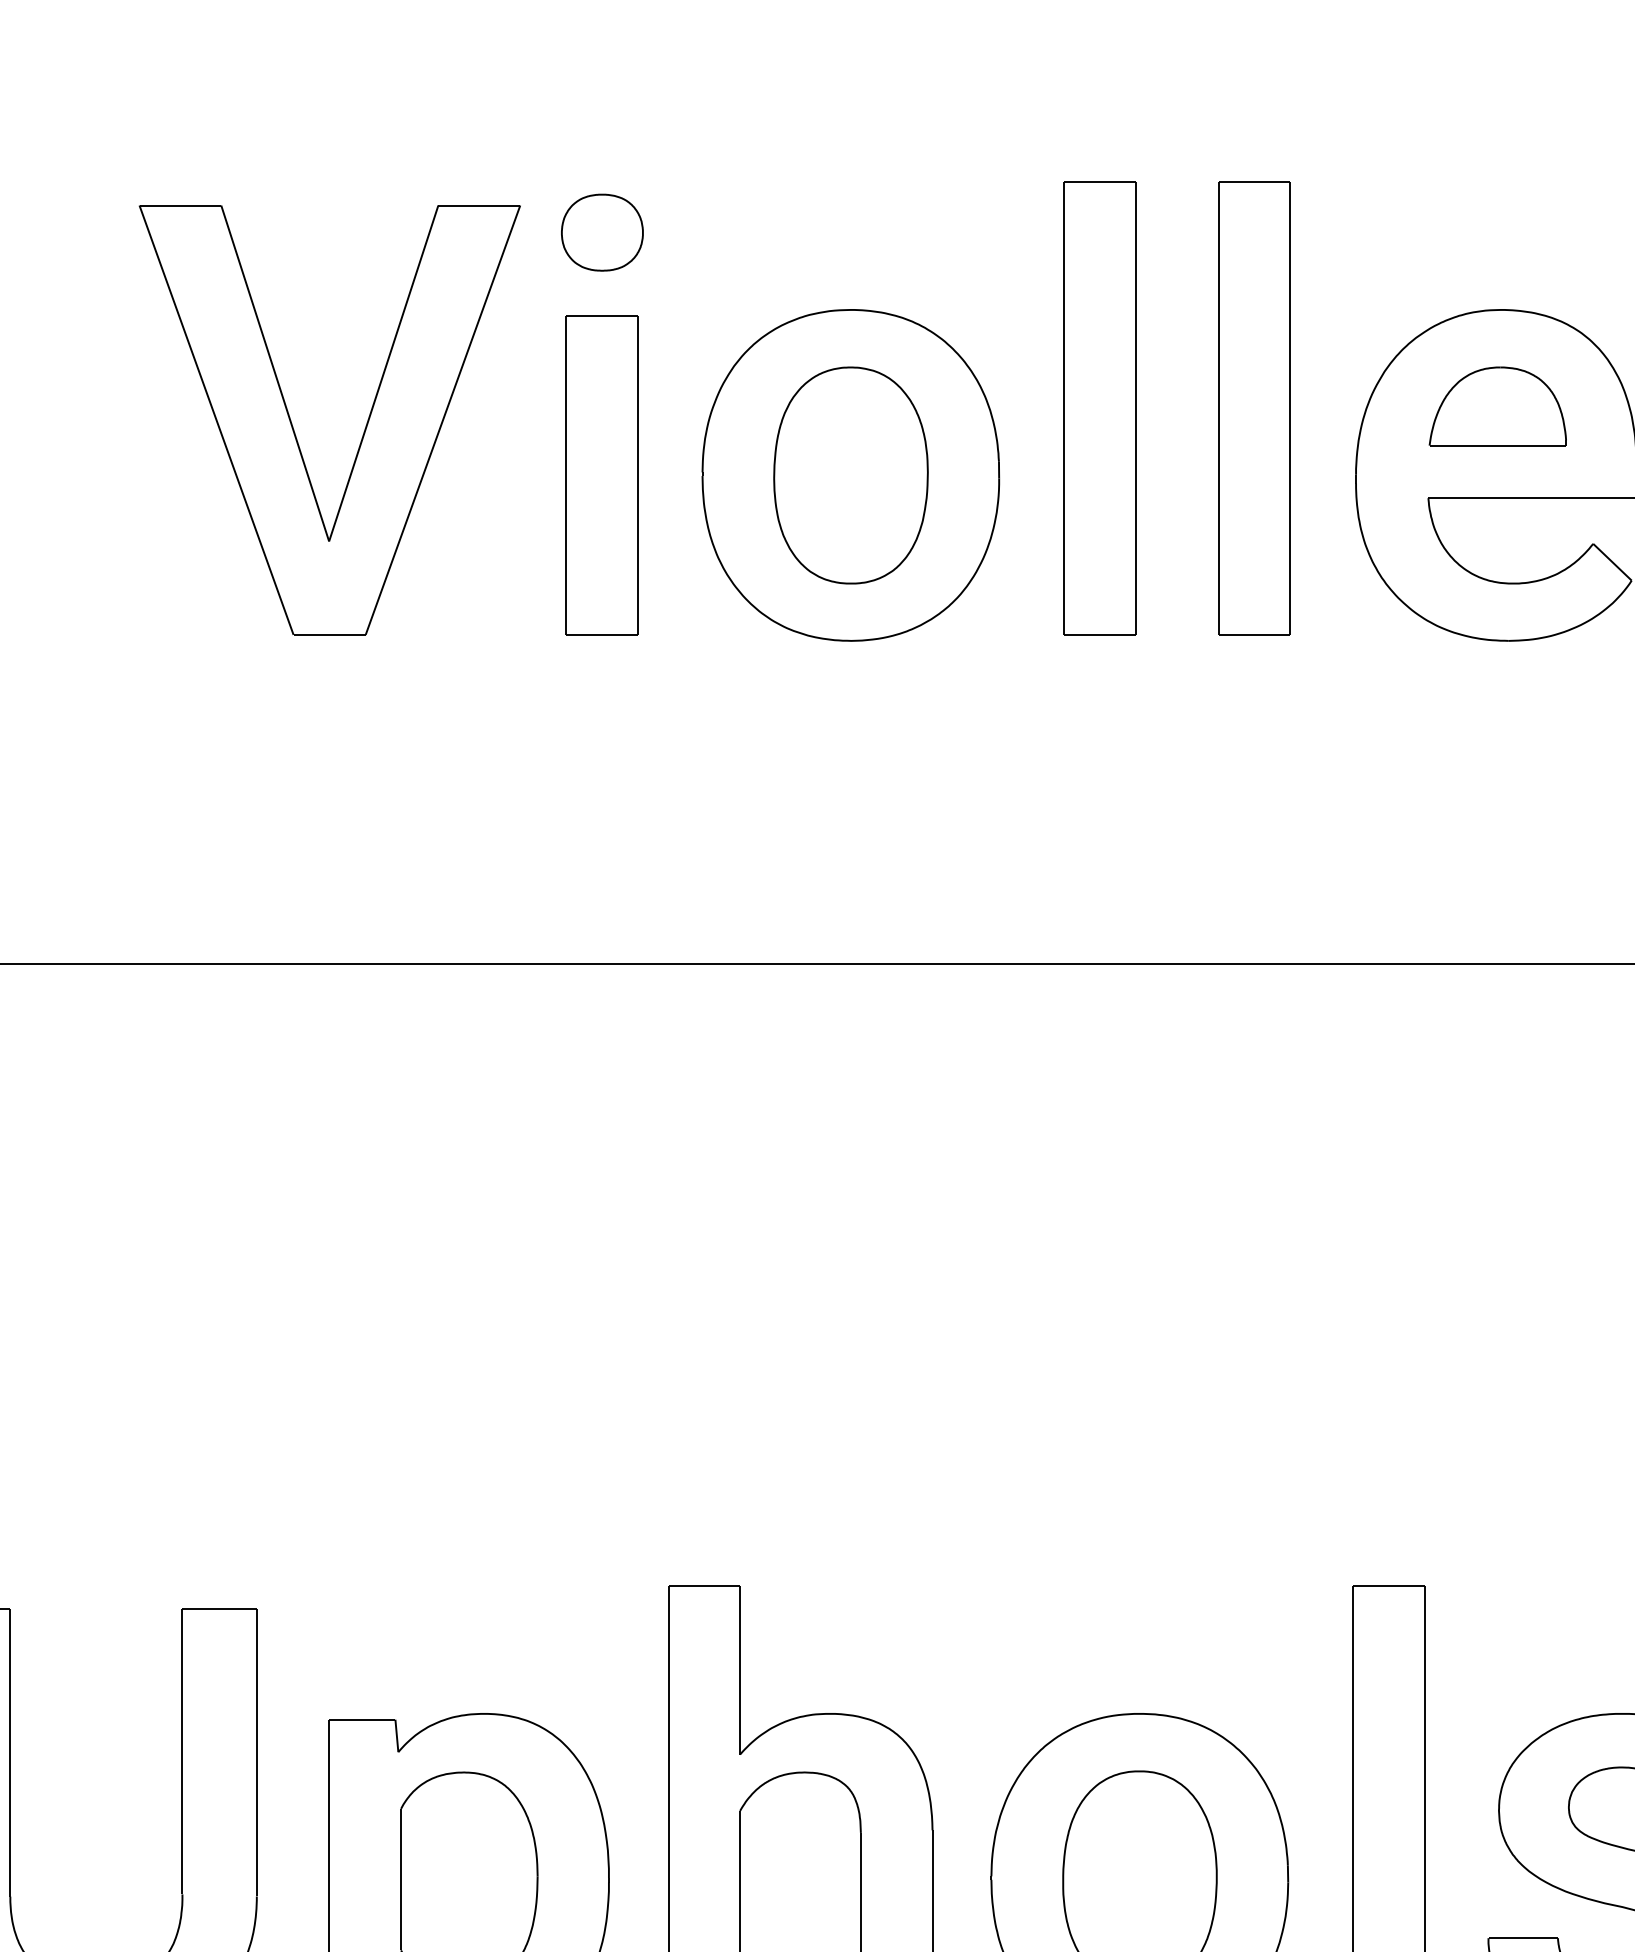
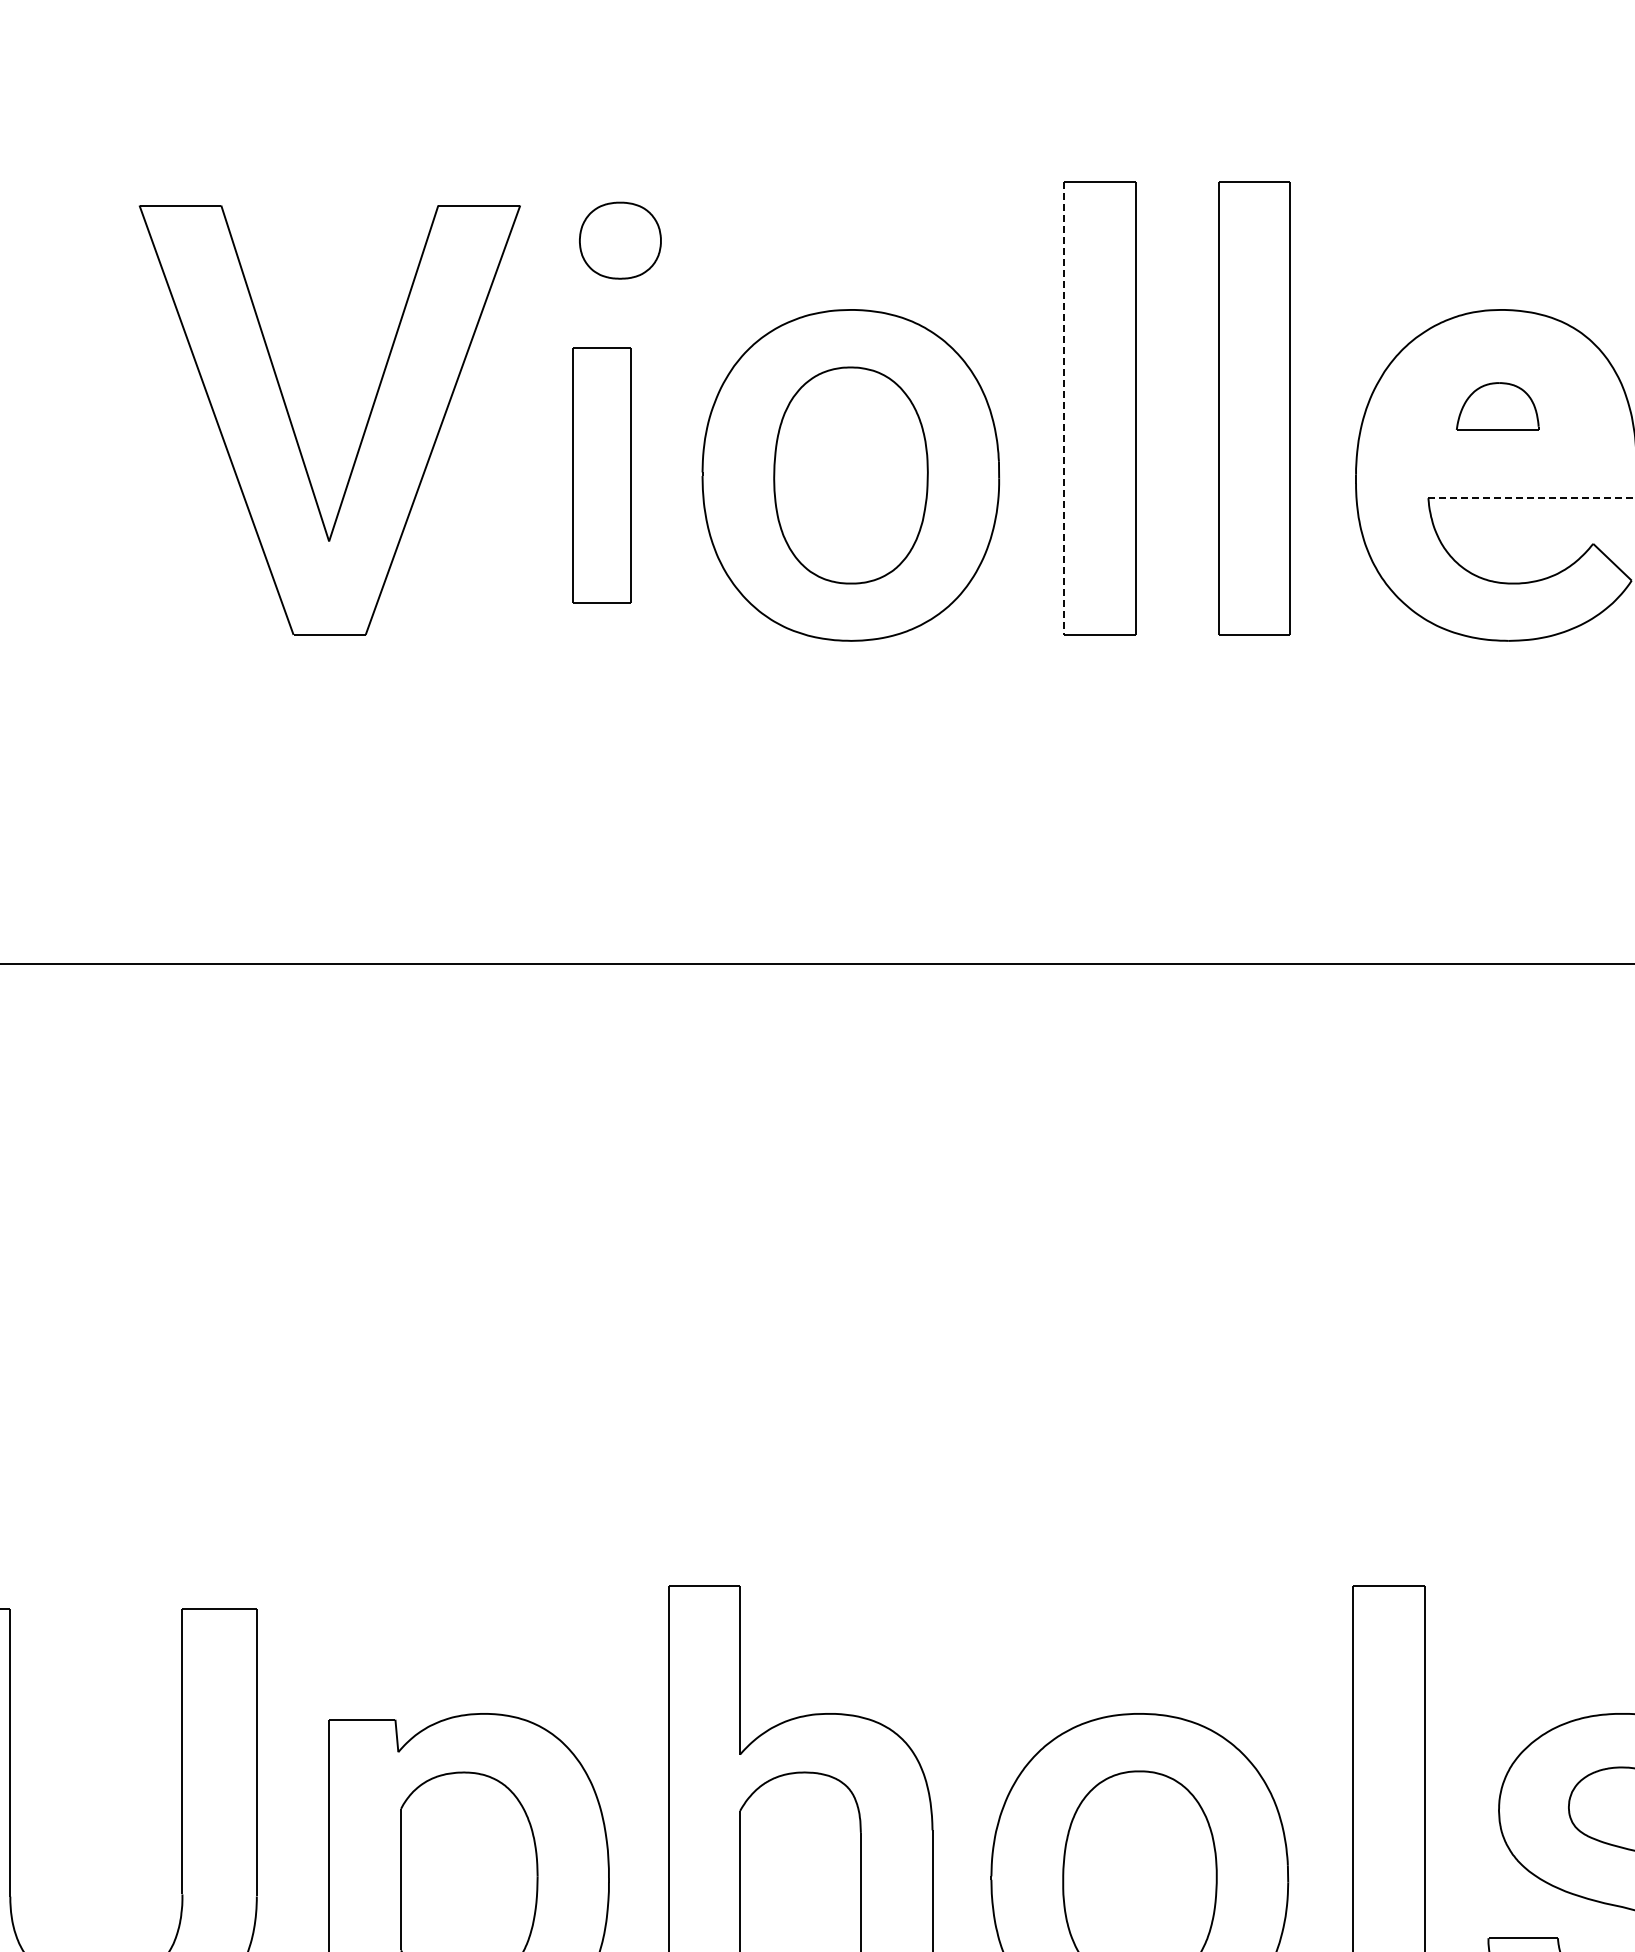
part position: (602, 232) -> (620, 240) (620, 240)
part size: 139x81 px -> 84x49 px (1497, 406)
line: solid -> dashed (1064, 408)
part size: 74x321 px -> 60x257 px (601, 475)
line: solid -> dashed (1532, 498)
